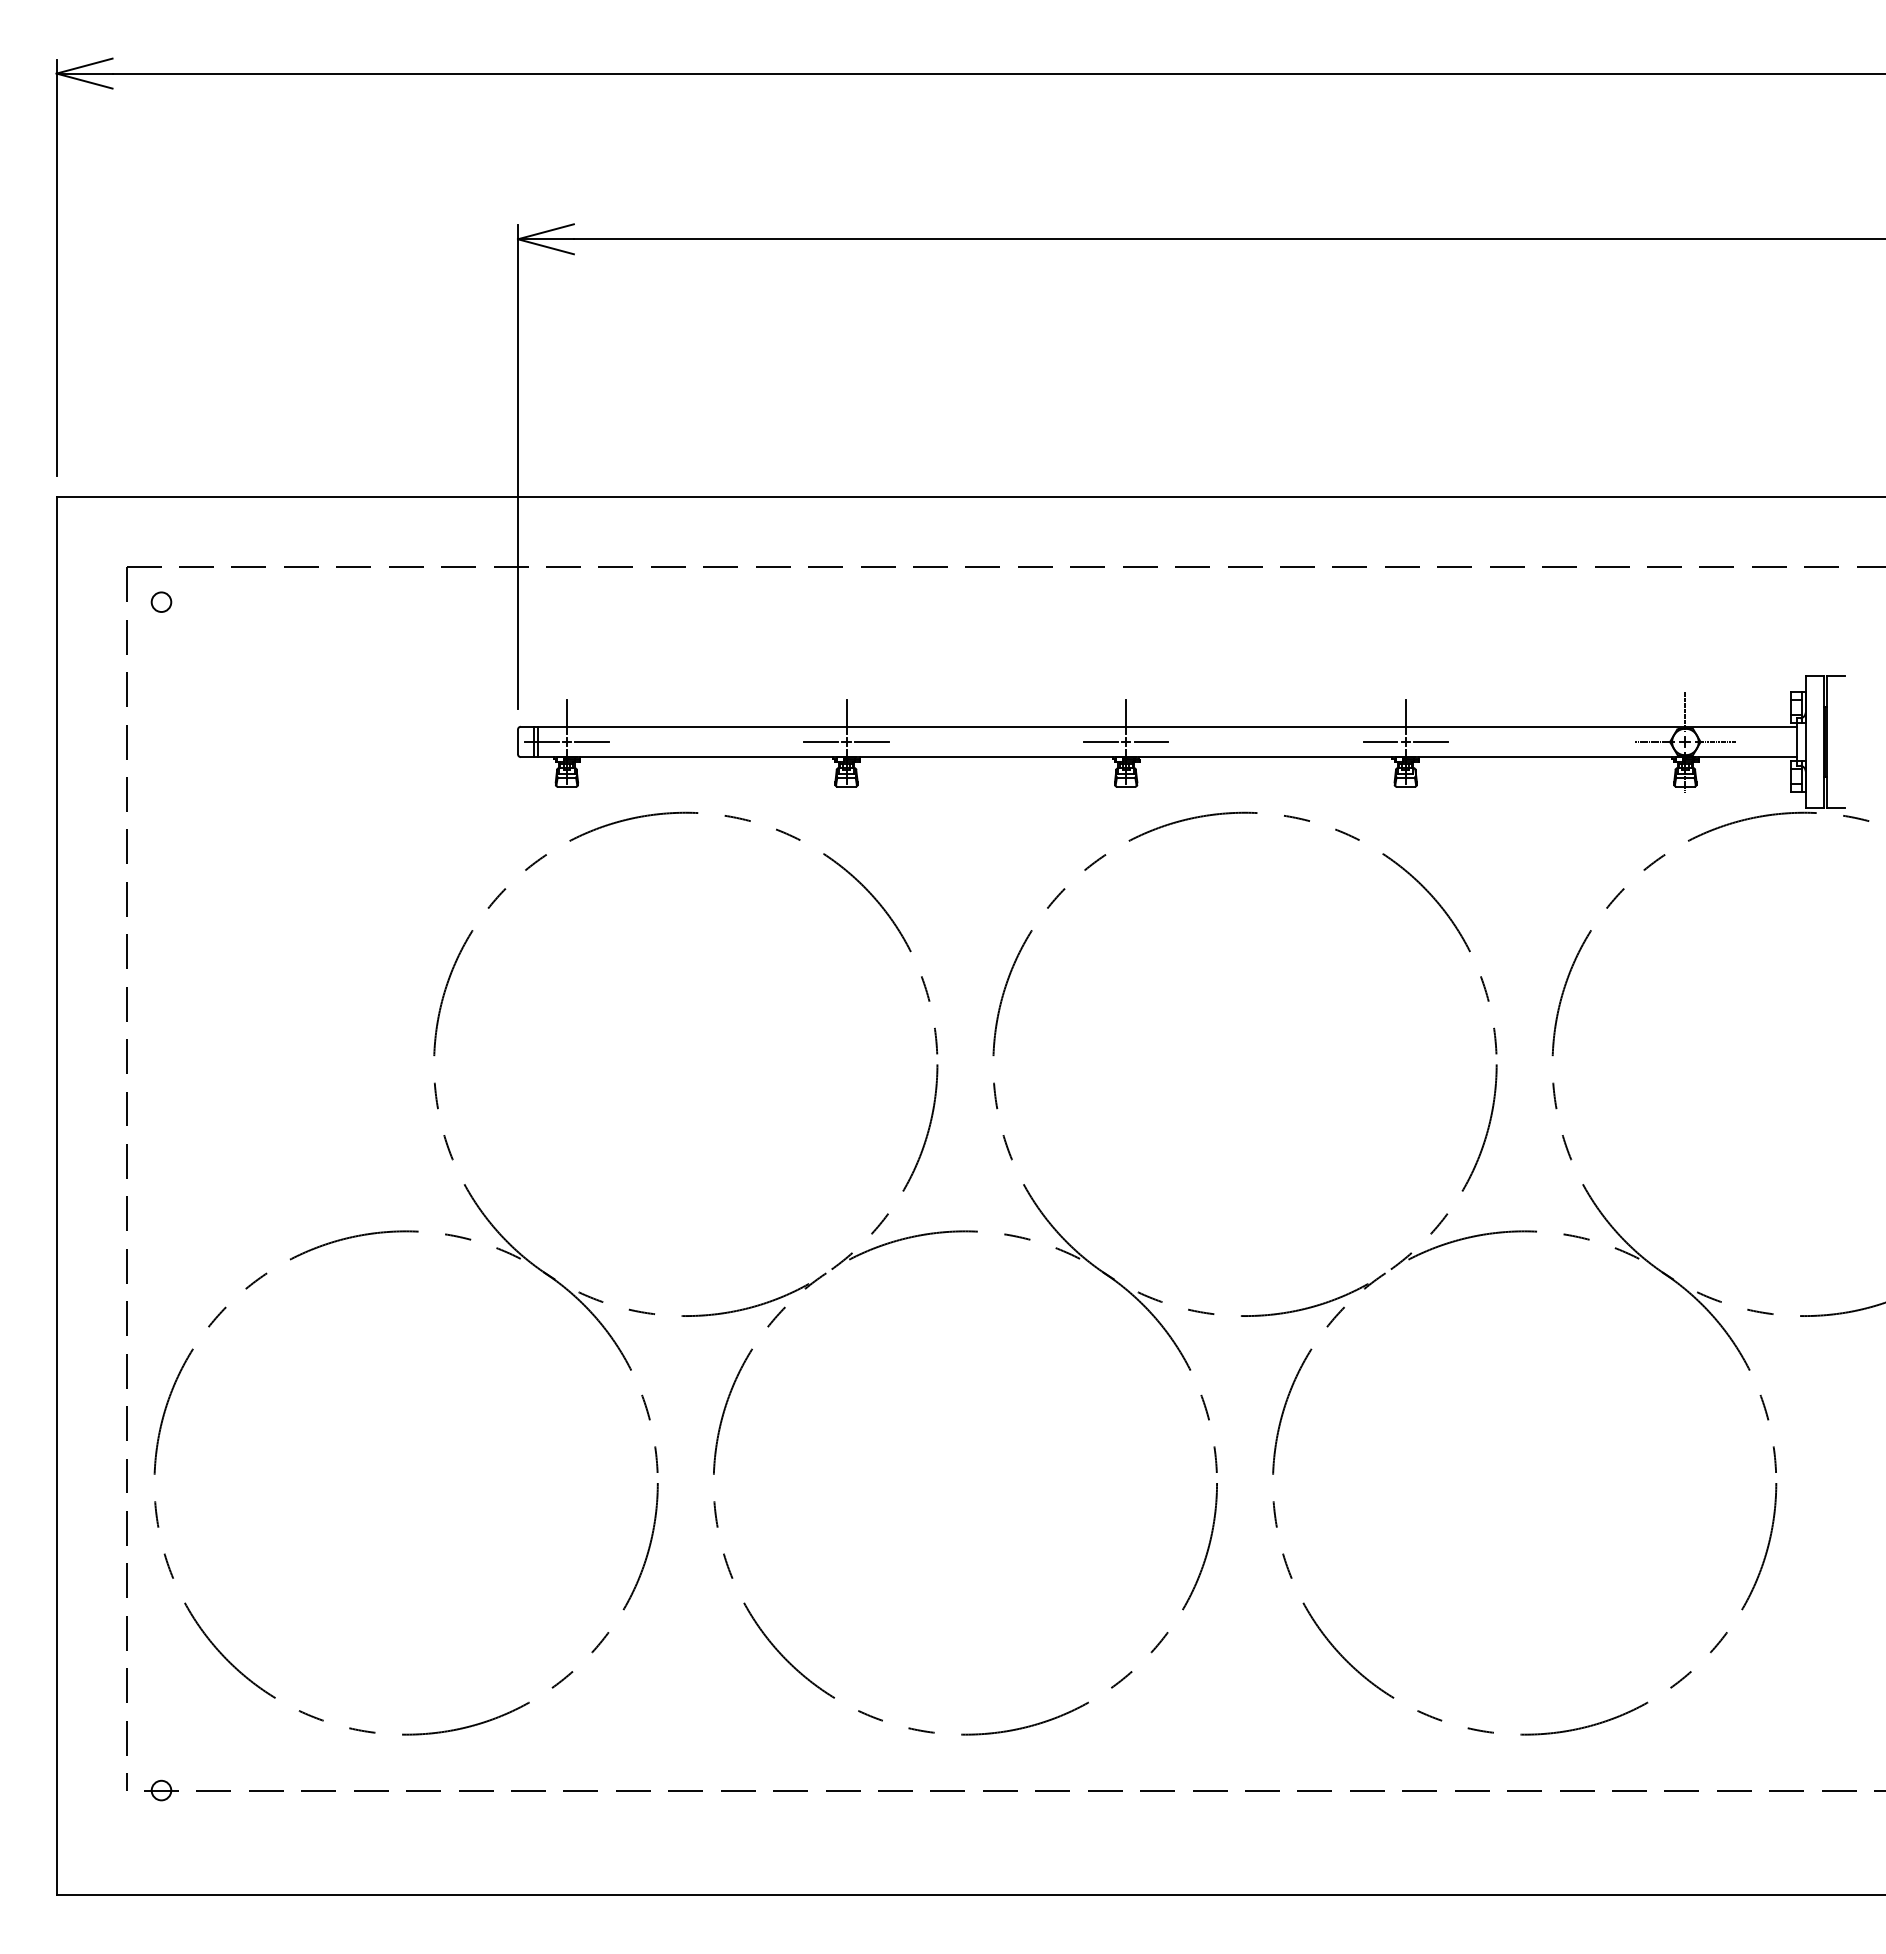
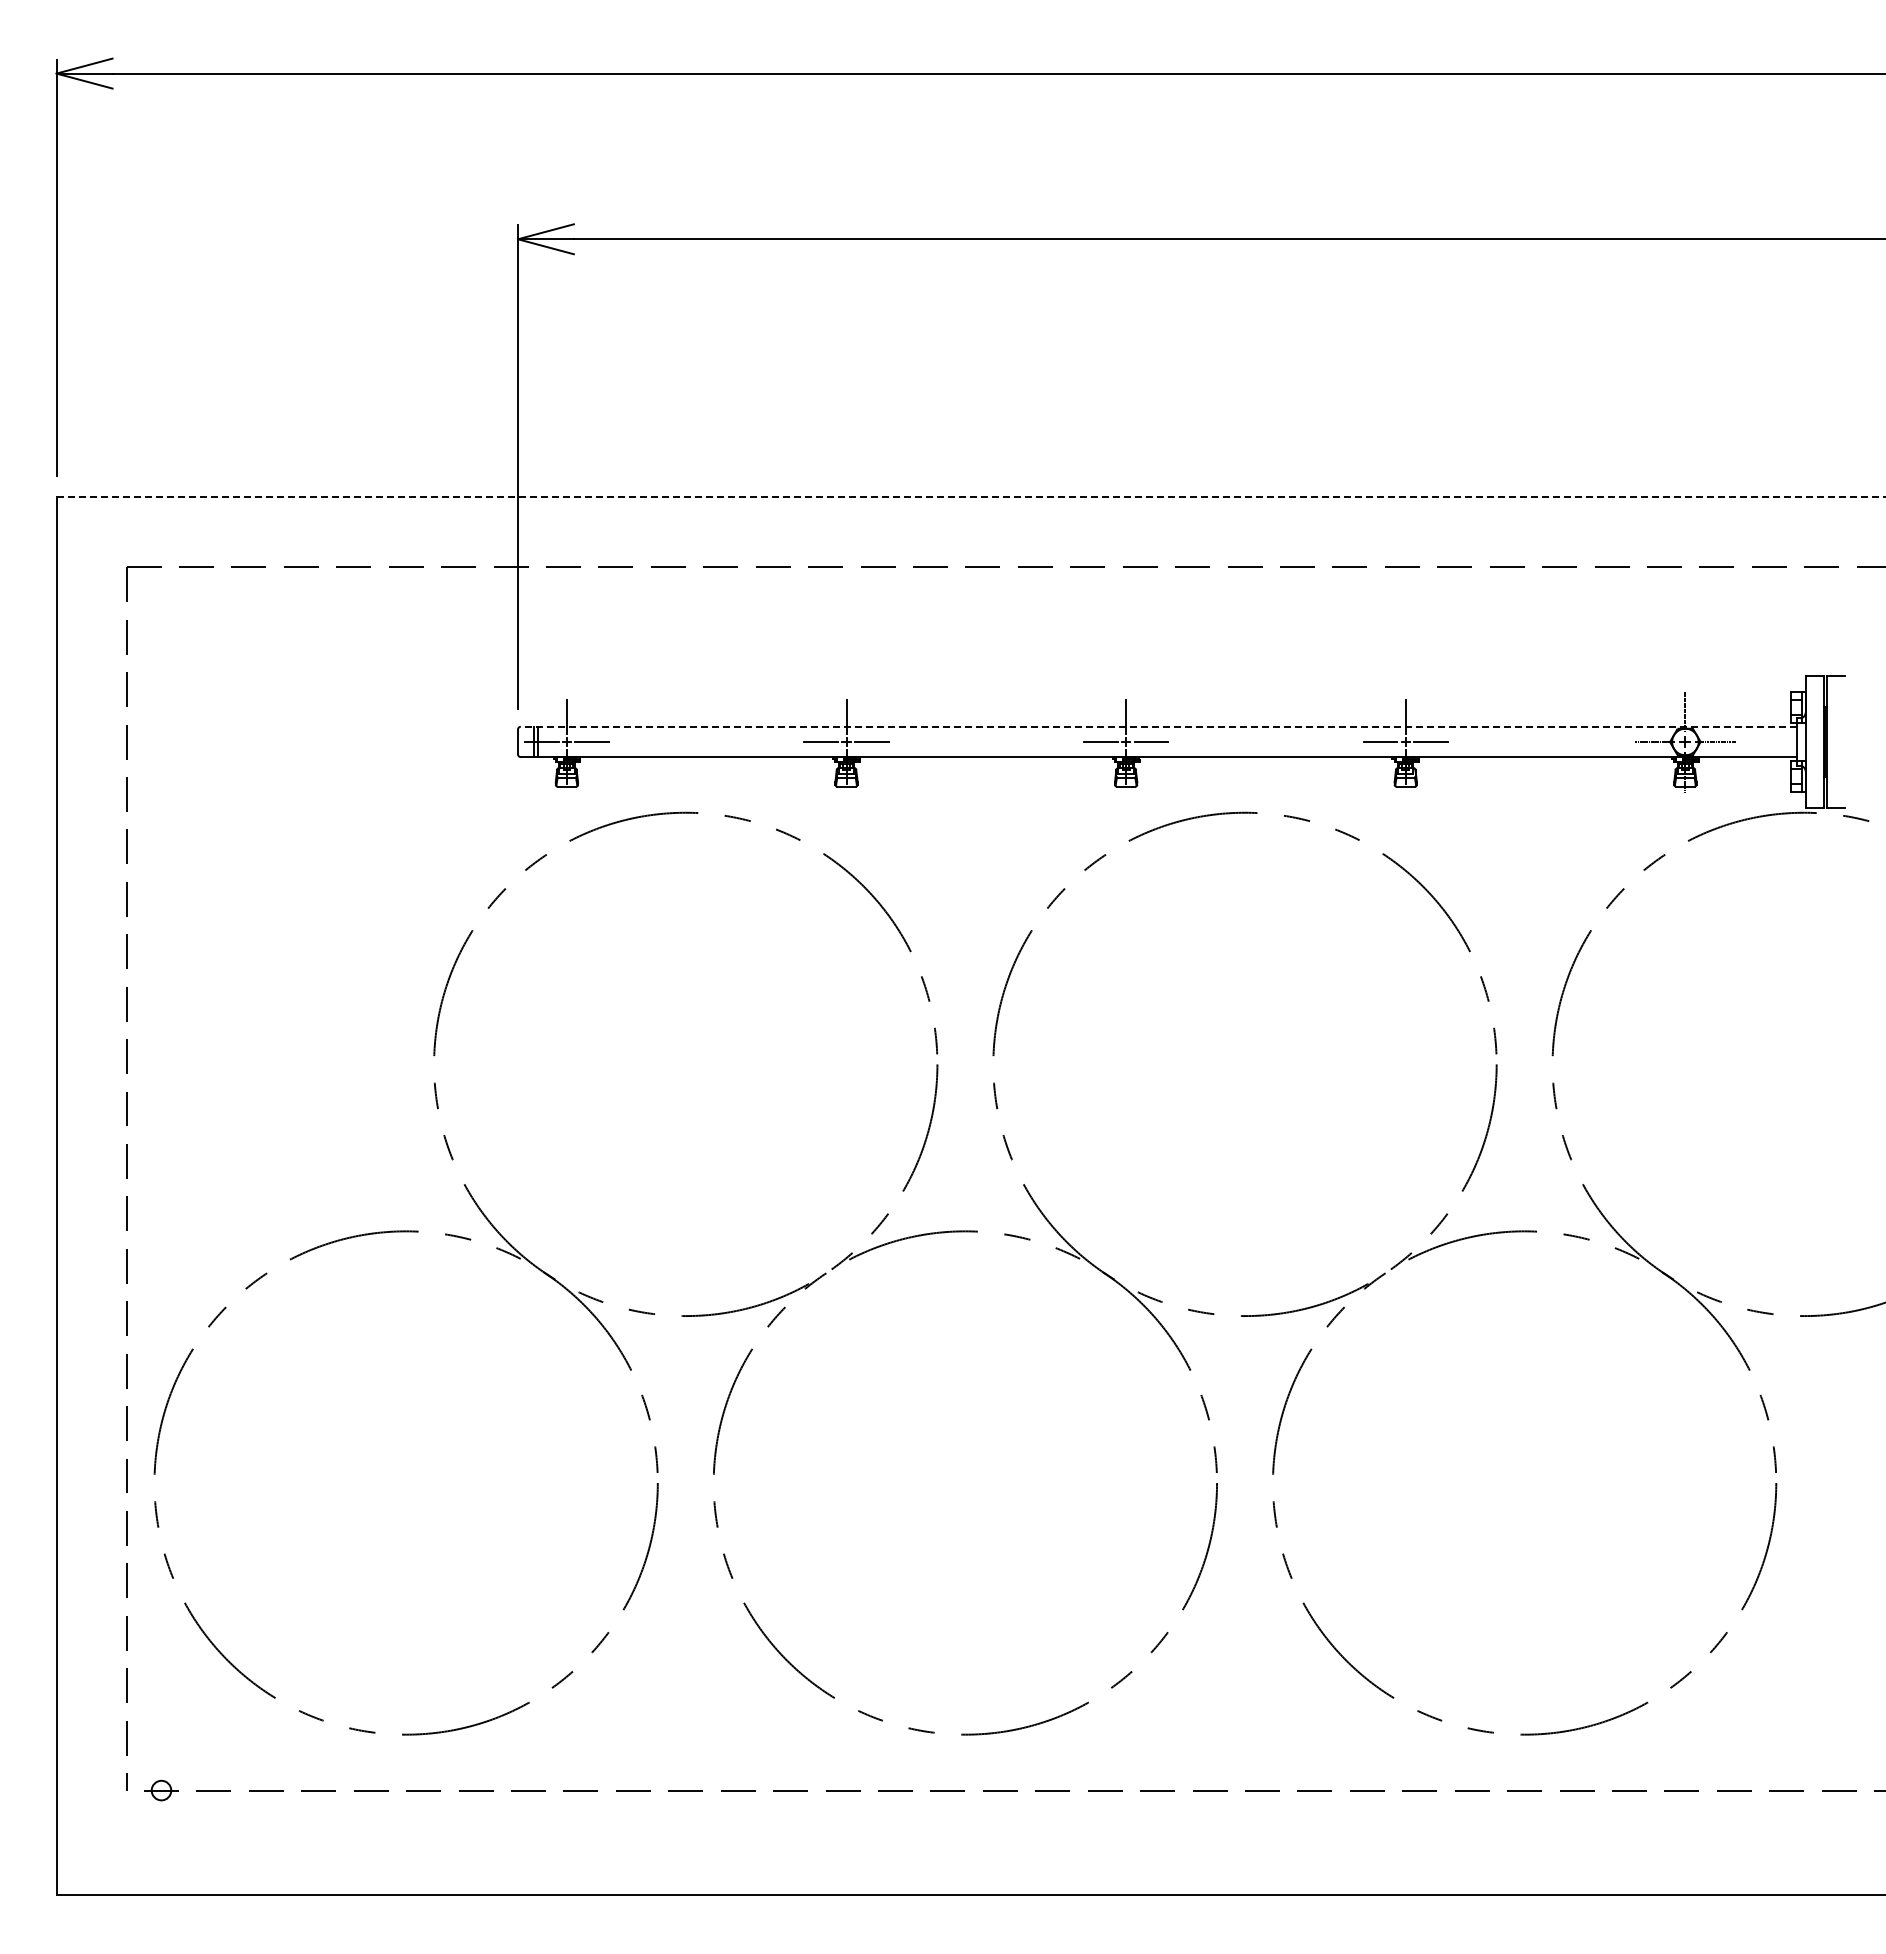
line: solid -> dashed (971, 497)
circle: present -> none (161, 601)
line: solid -> dashed (1158, 726)
